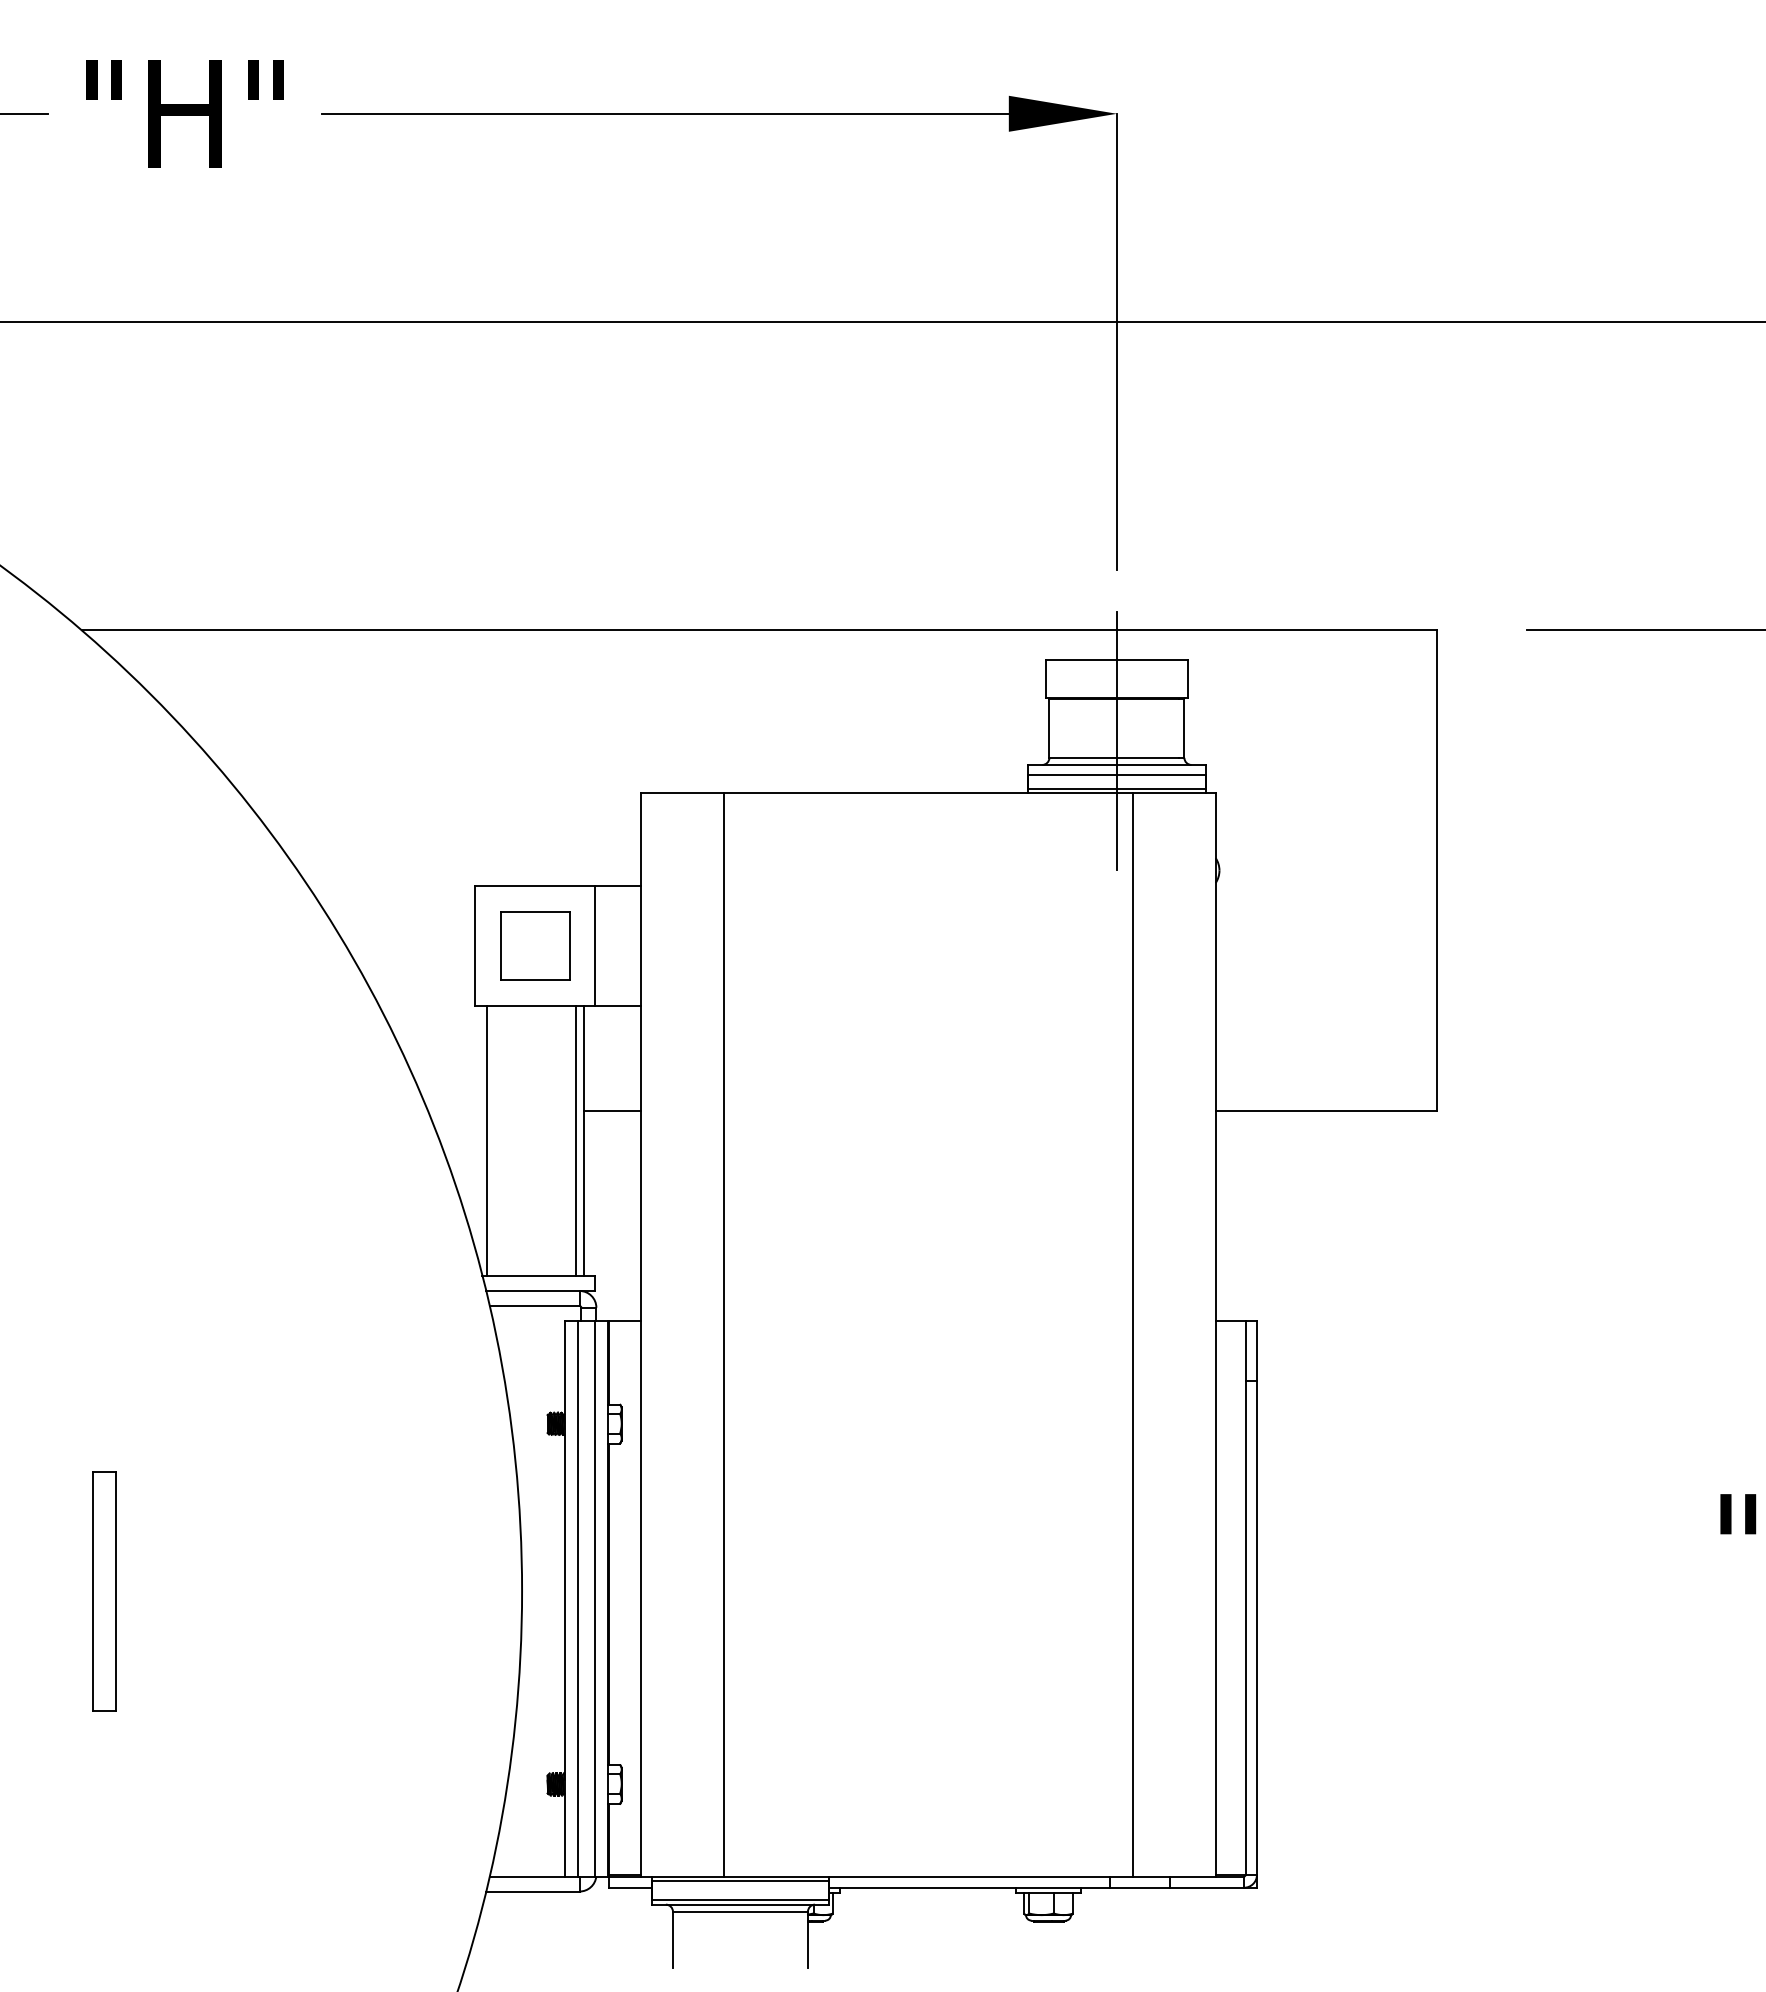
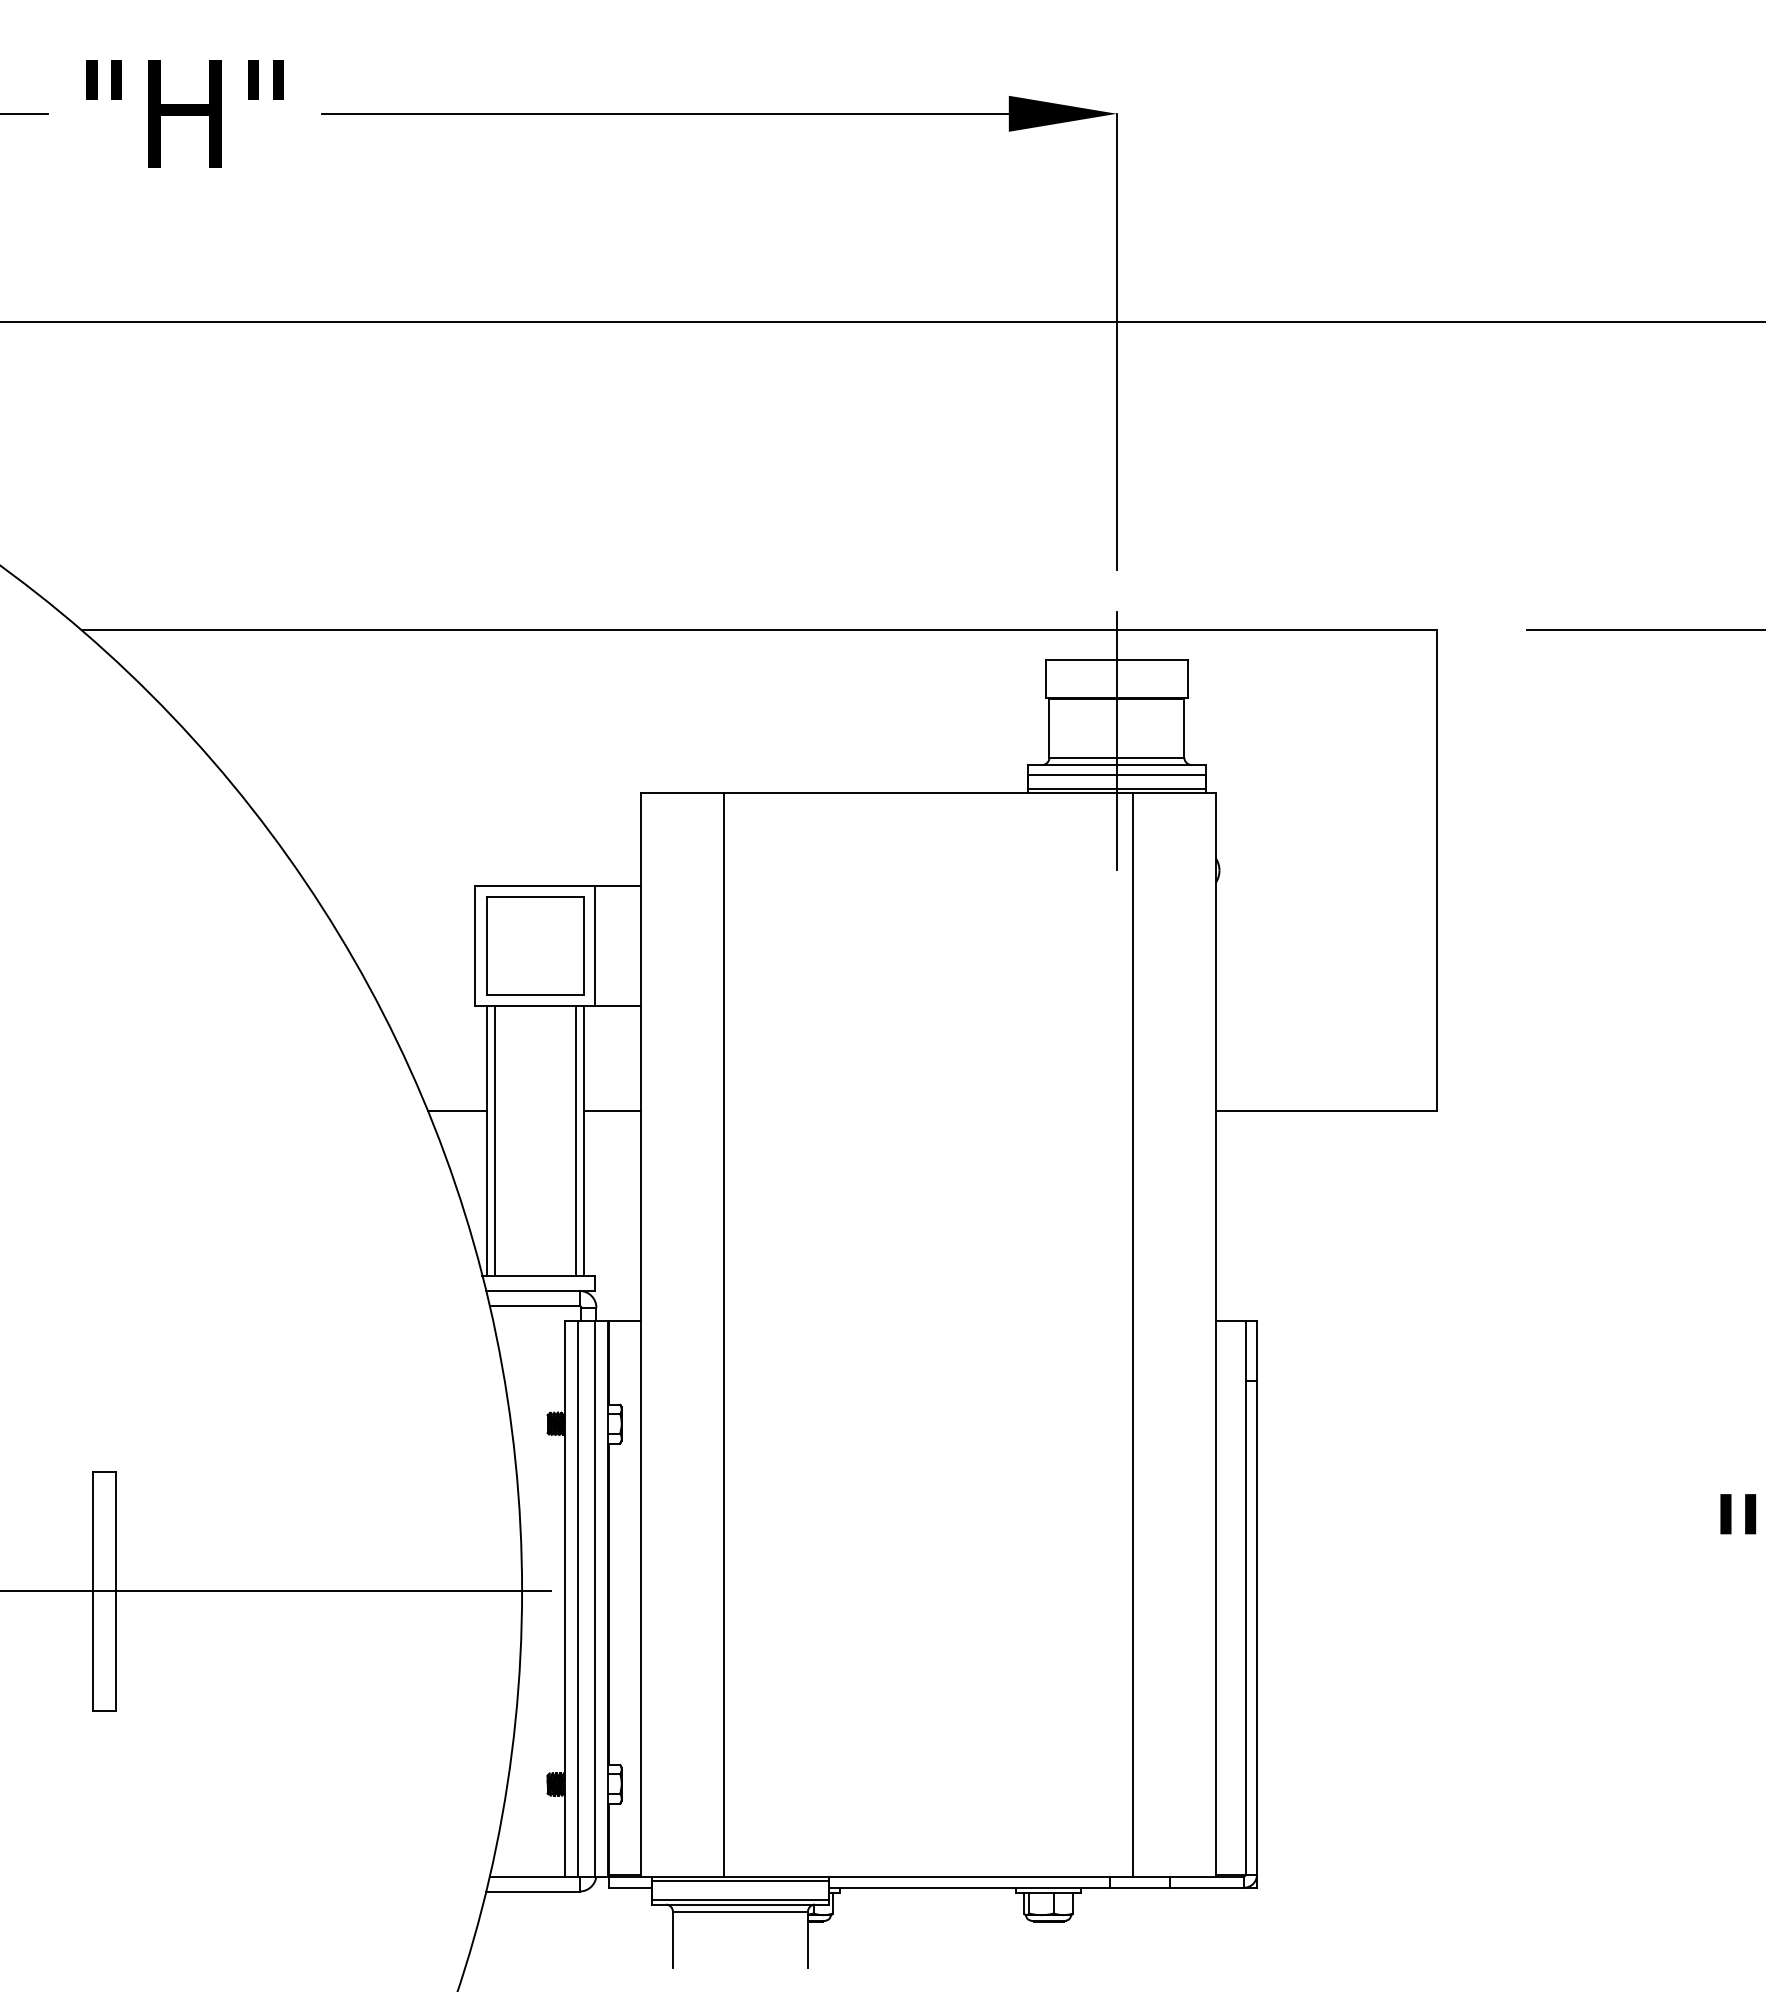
part size: 71x70 px -> 99x100 px (535, 945)
line: none -> present (456, 1110)
line: none -> present (494, 1140)
line: none -> present (276, 1591)
